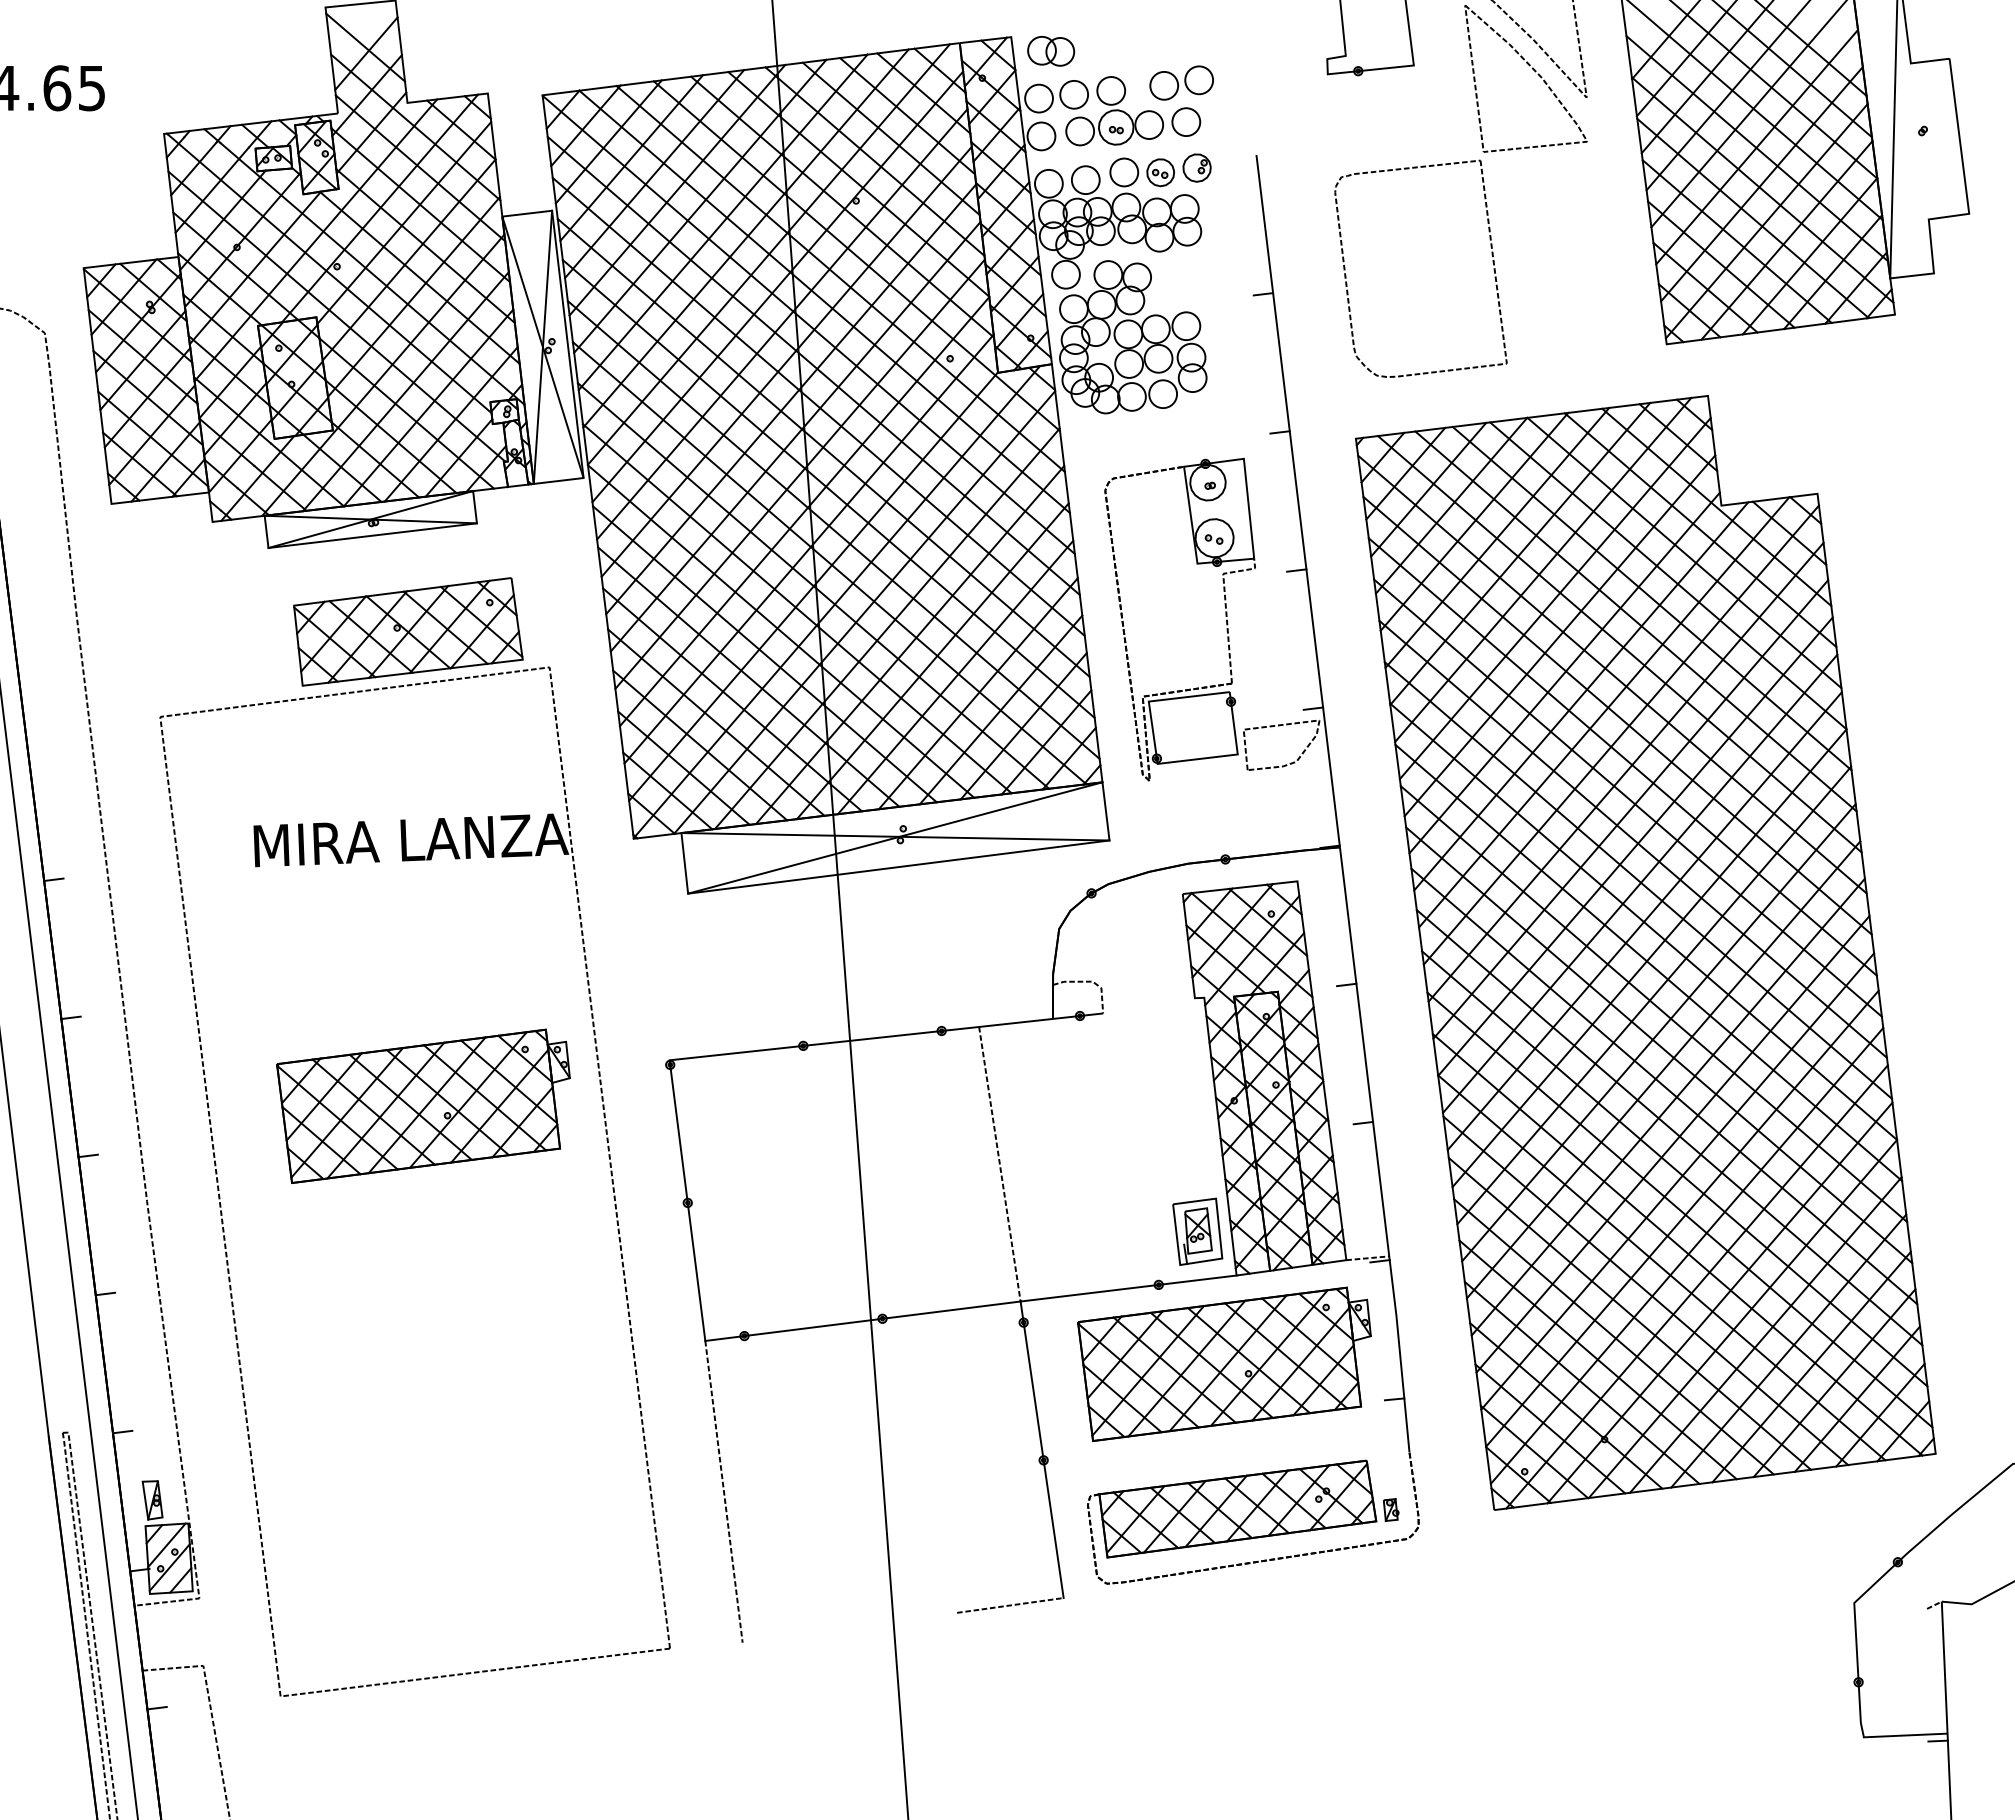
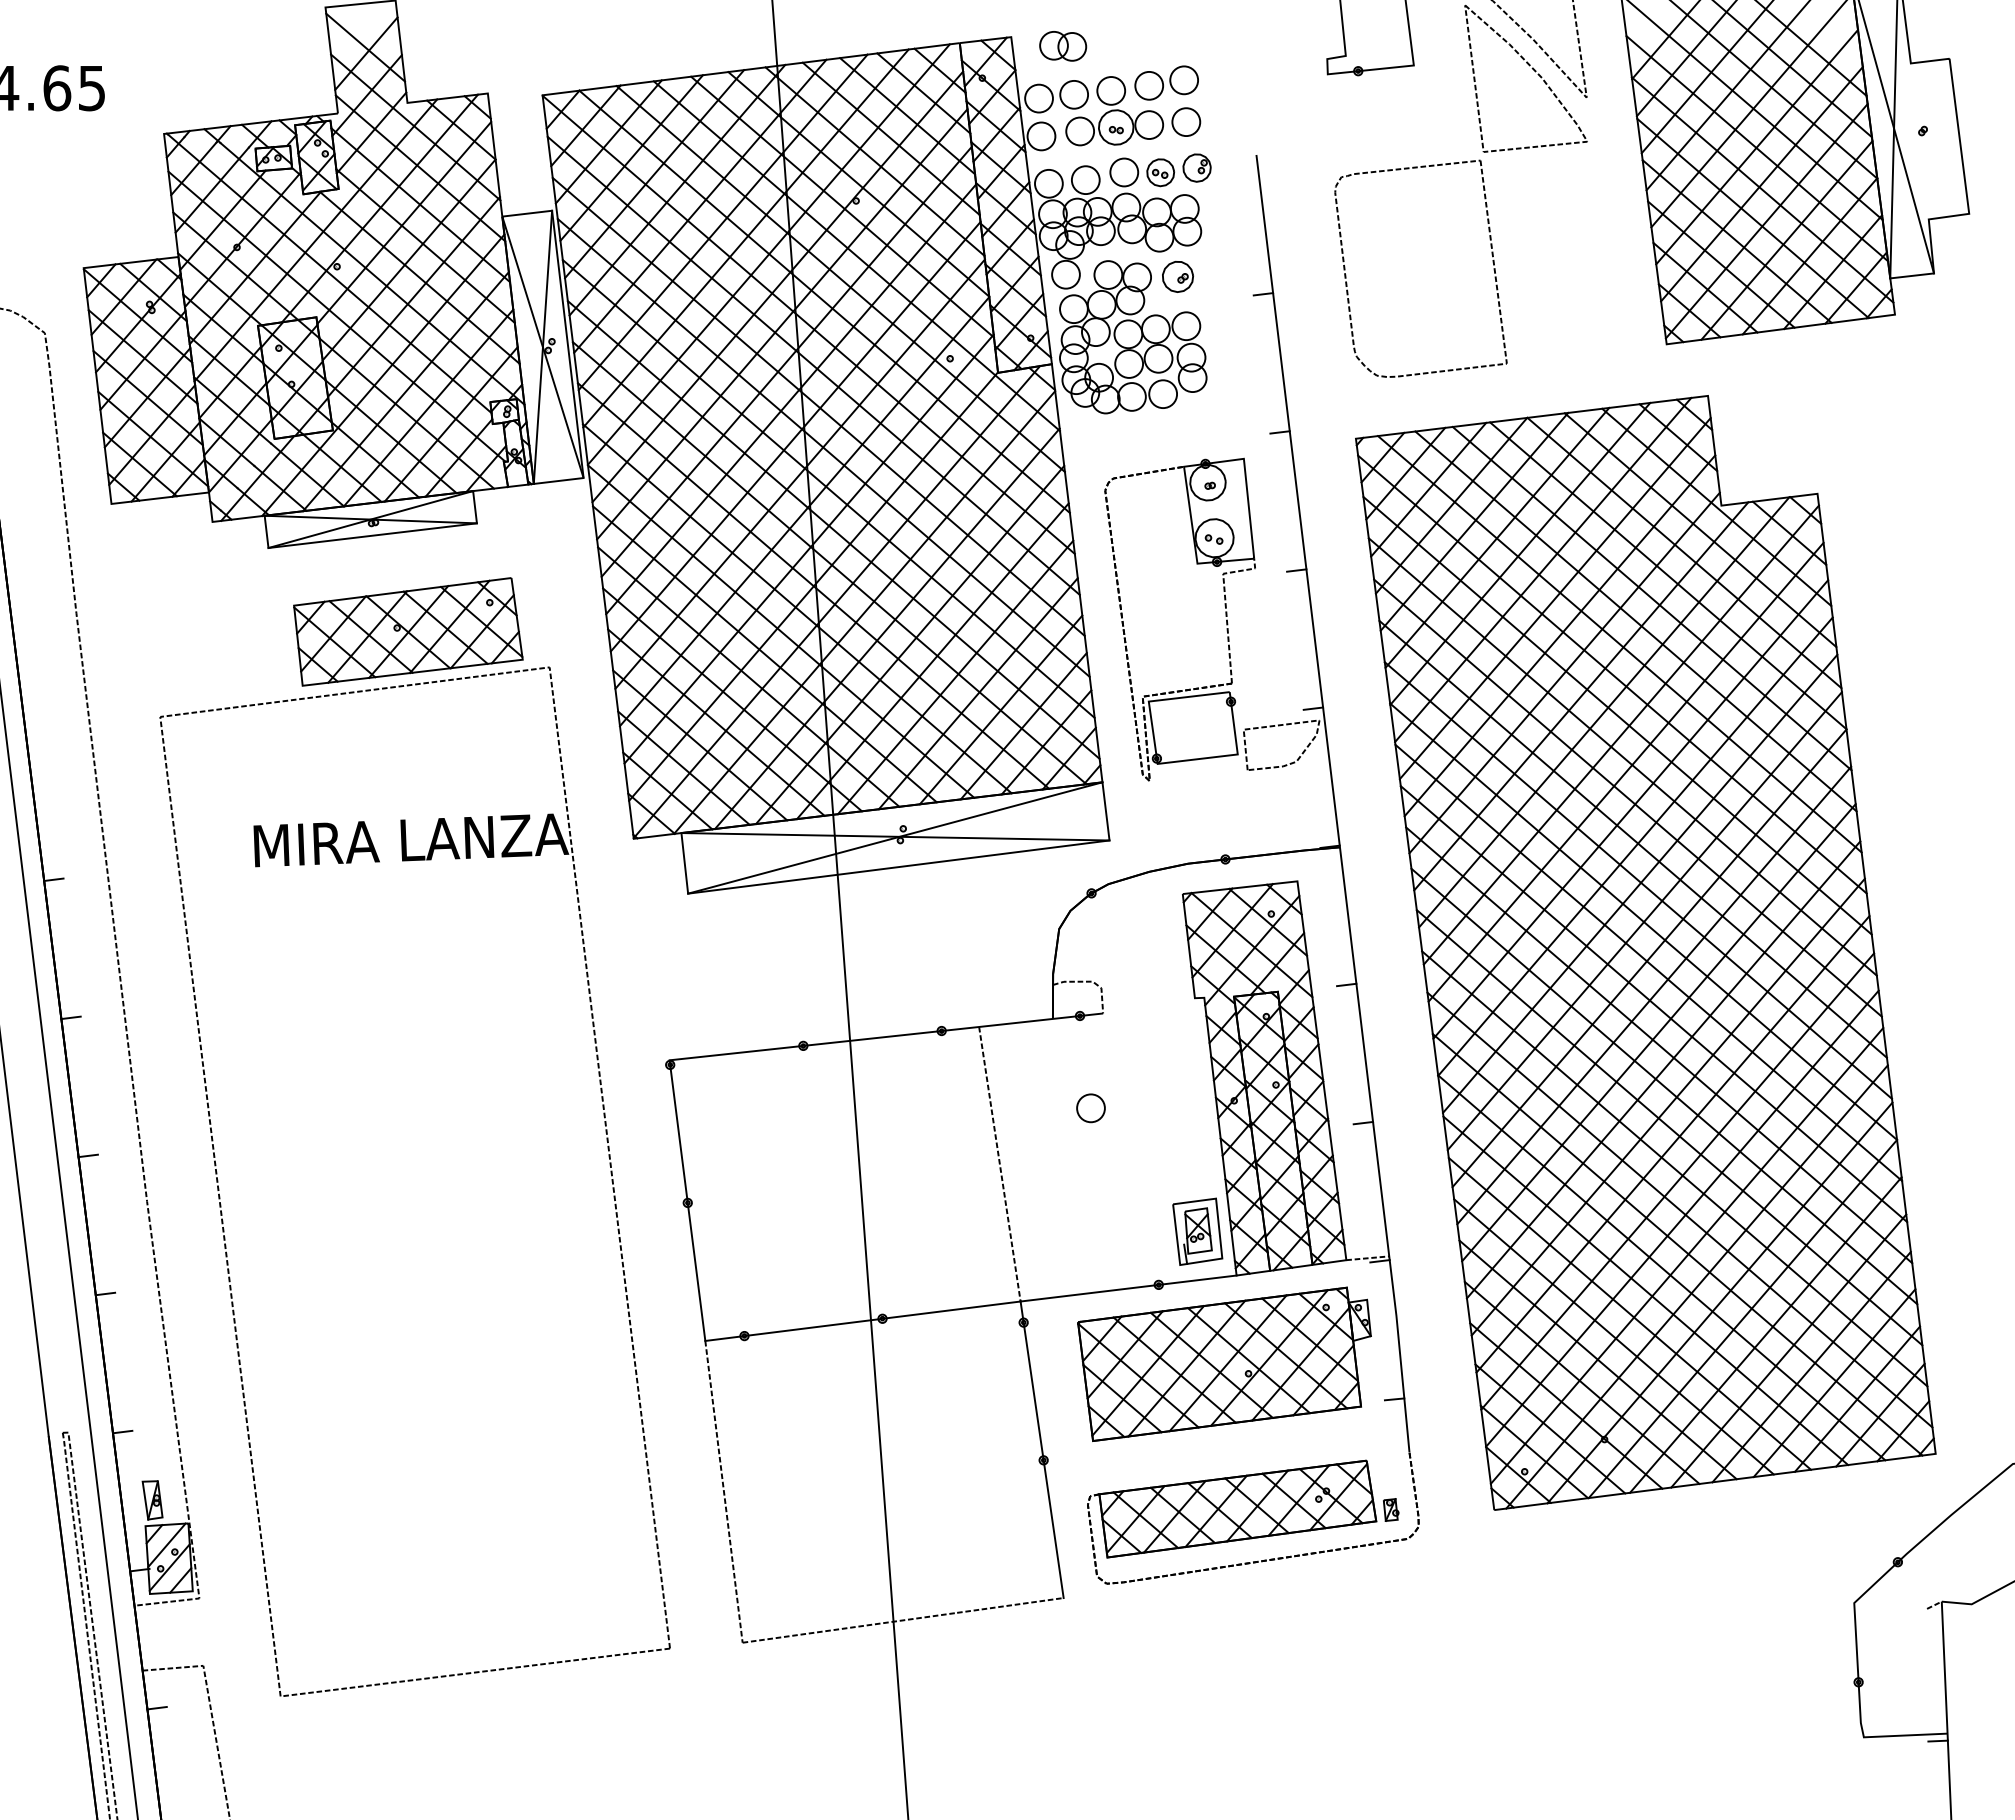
part position: (1051, 51) -> (1063, 46) (1063, 46)
part position: (1181, 82) -> (1166, 82) (1166, 82)
line: none -> present (1896, 137)
part: none -> present (1177, 276)
part: present -> none (423, 1105)
part: none -> present (1090, 1108)
line: none -> present (849, 1627)
